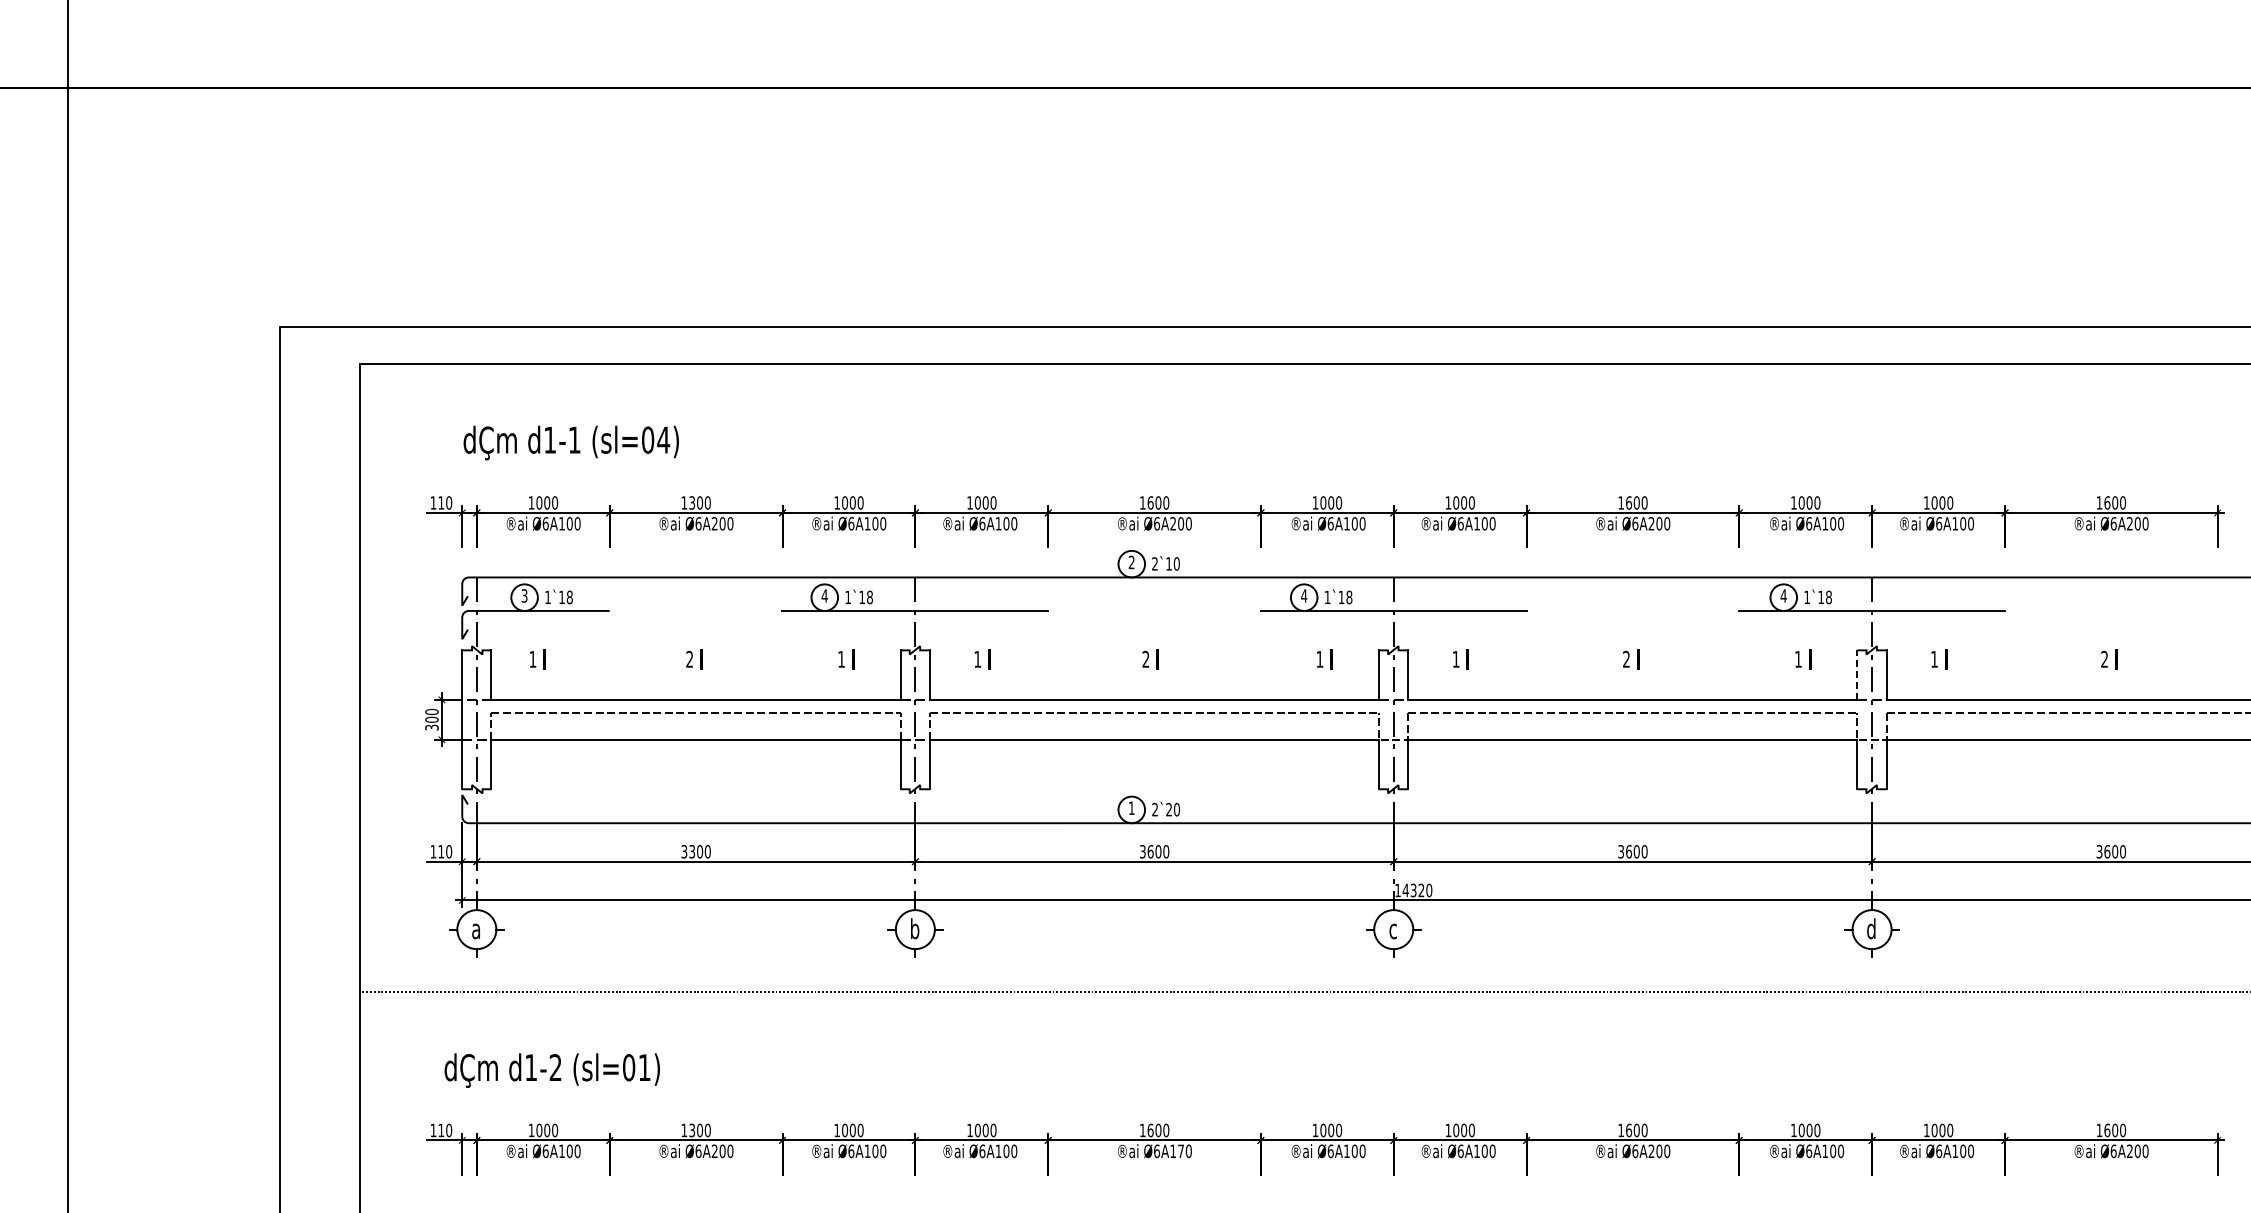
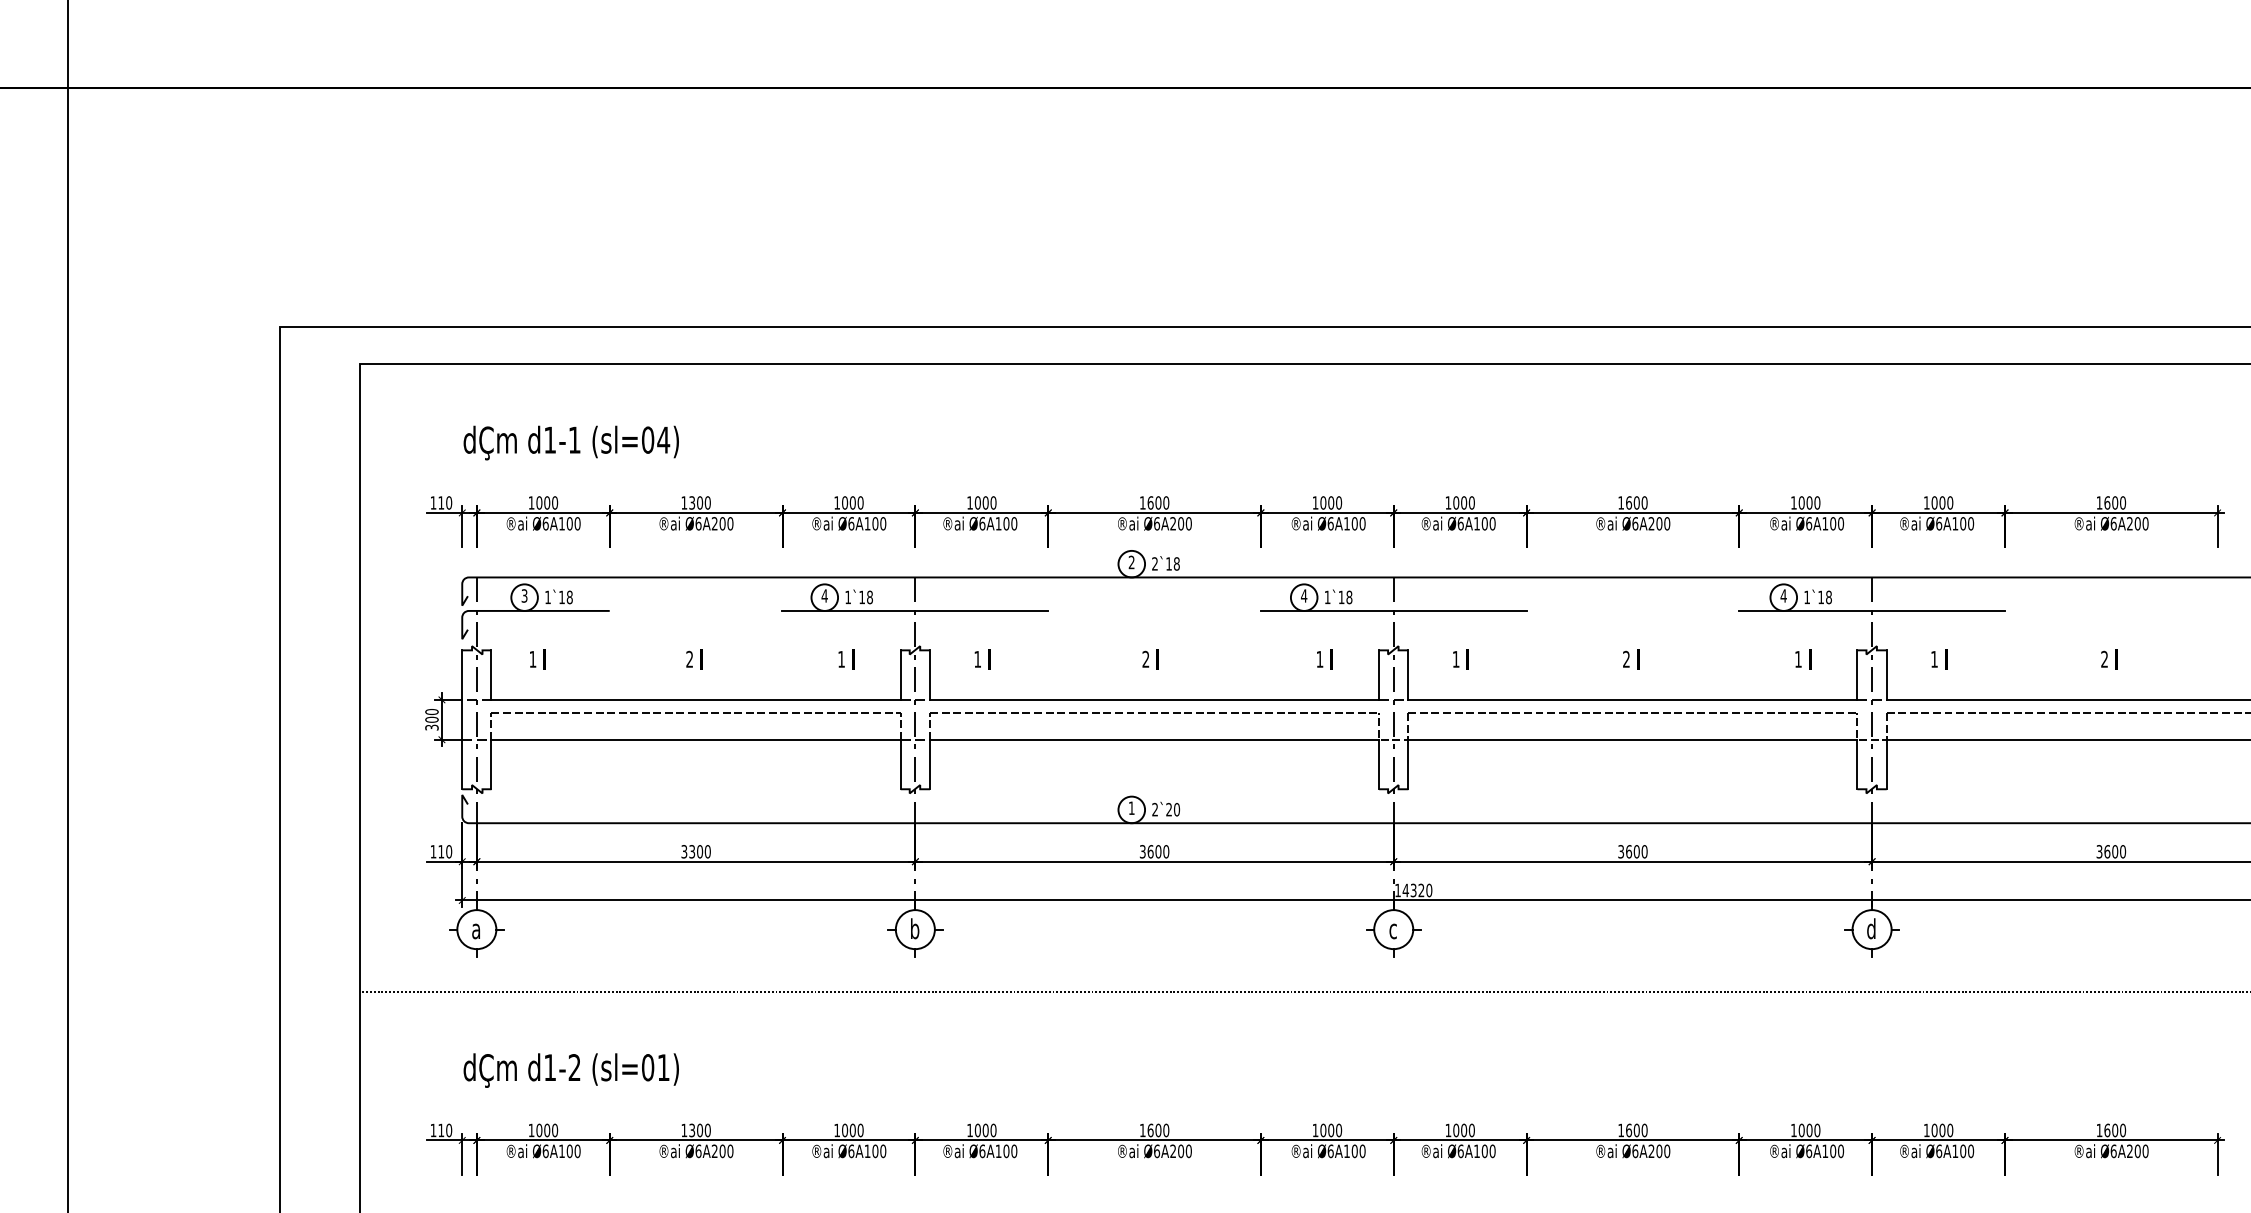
text: 2`10 -> 2`18 (1176, 563)
line: dashed -> solid (1857, 675)
text position: (551, 1070) -> (570, 1070) (570, 1070)
text: Ø6A170 -> Ø6A200 (1177, 1151)
